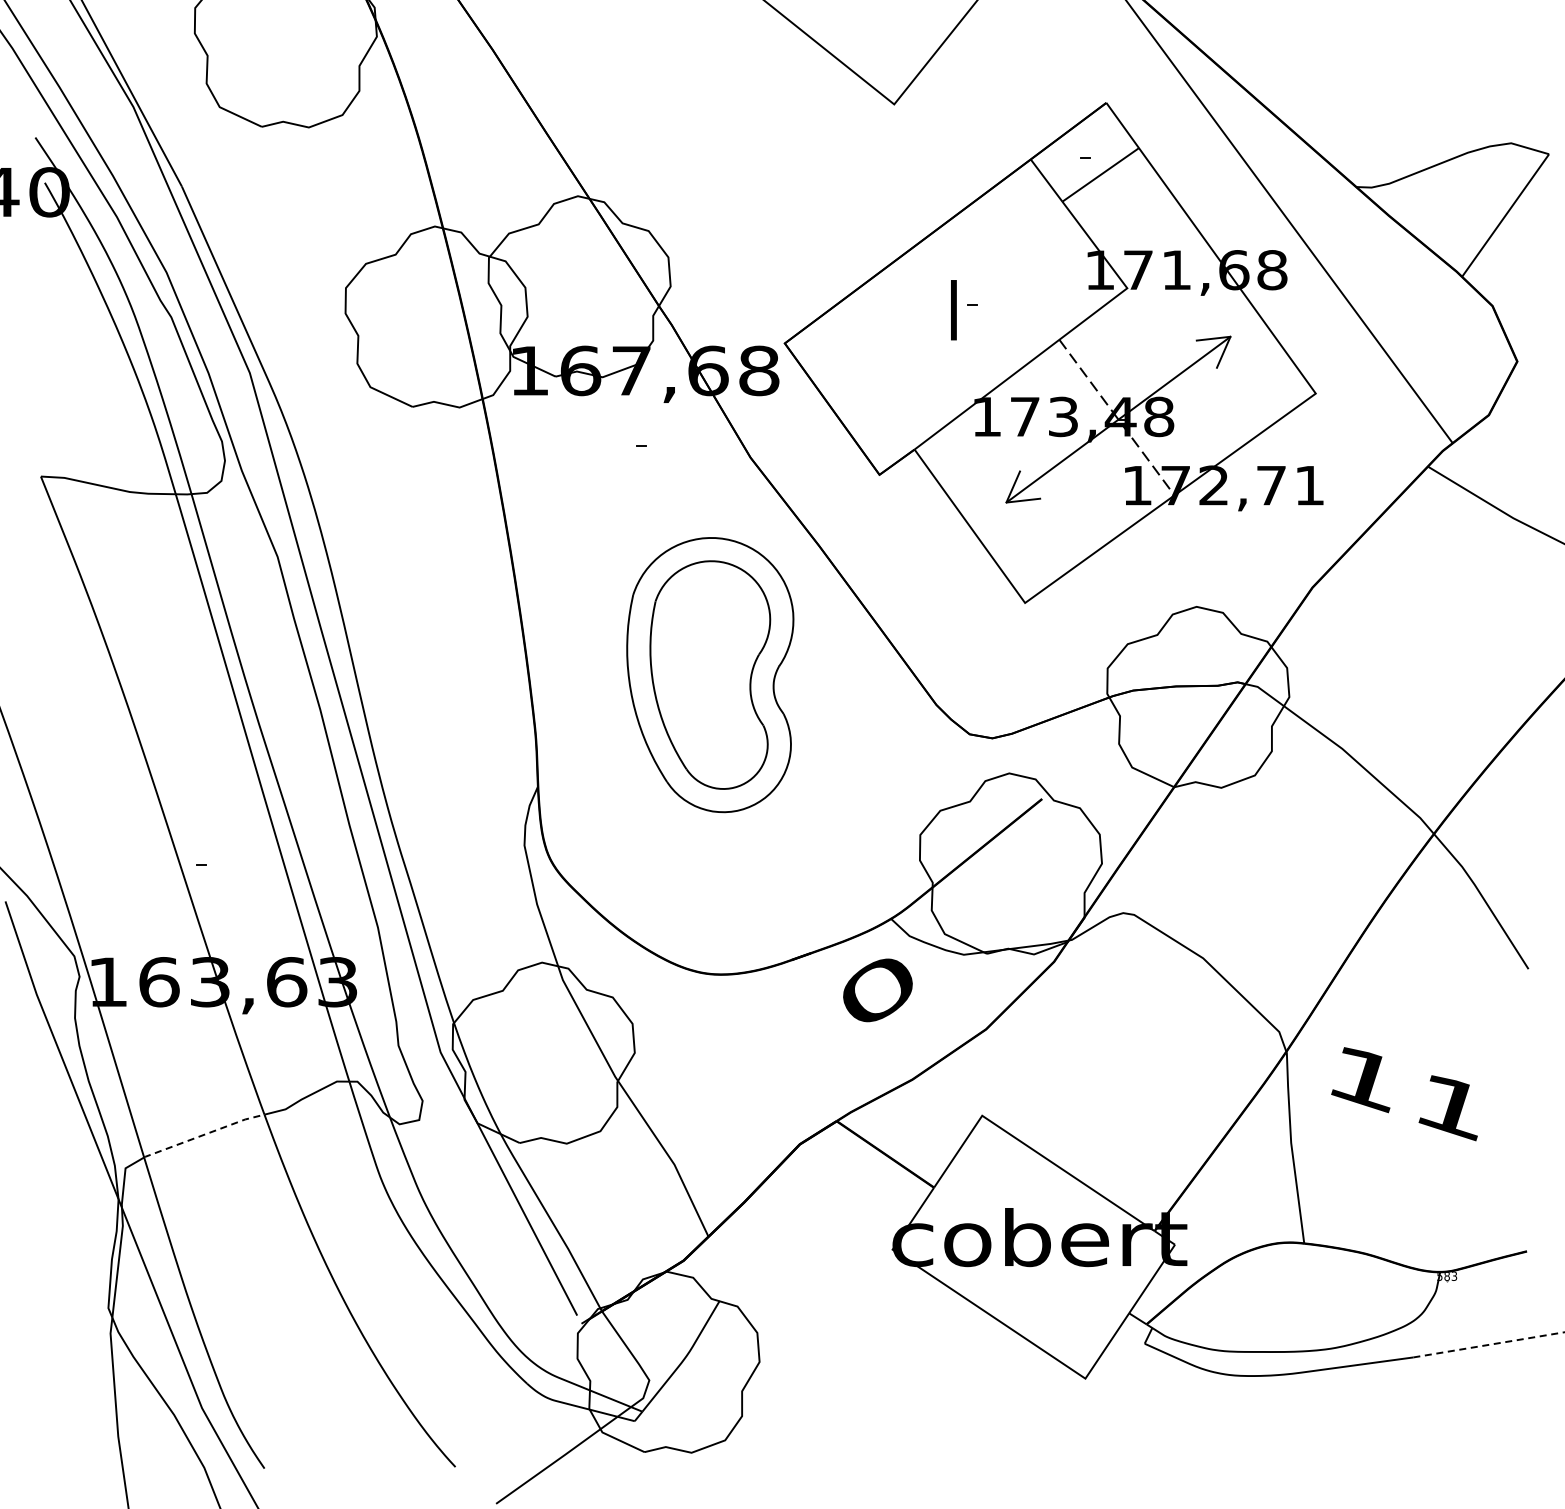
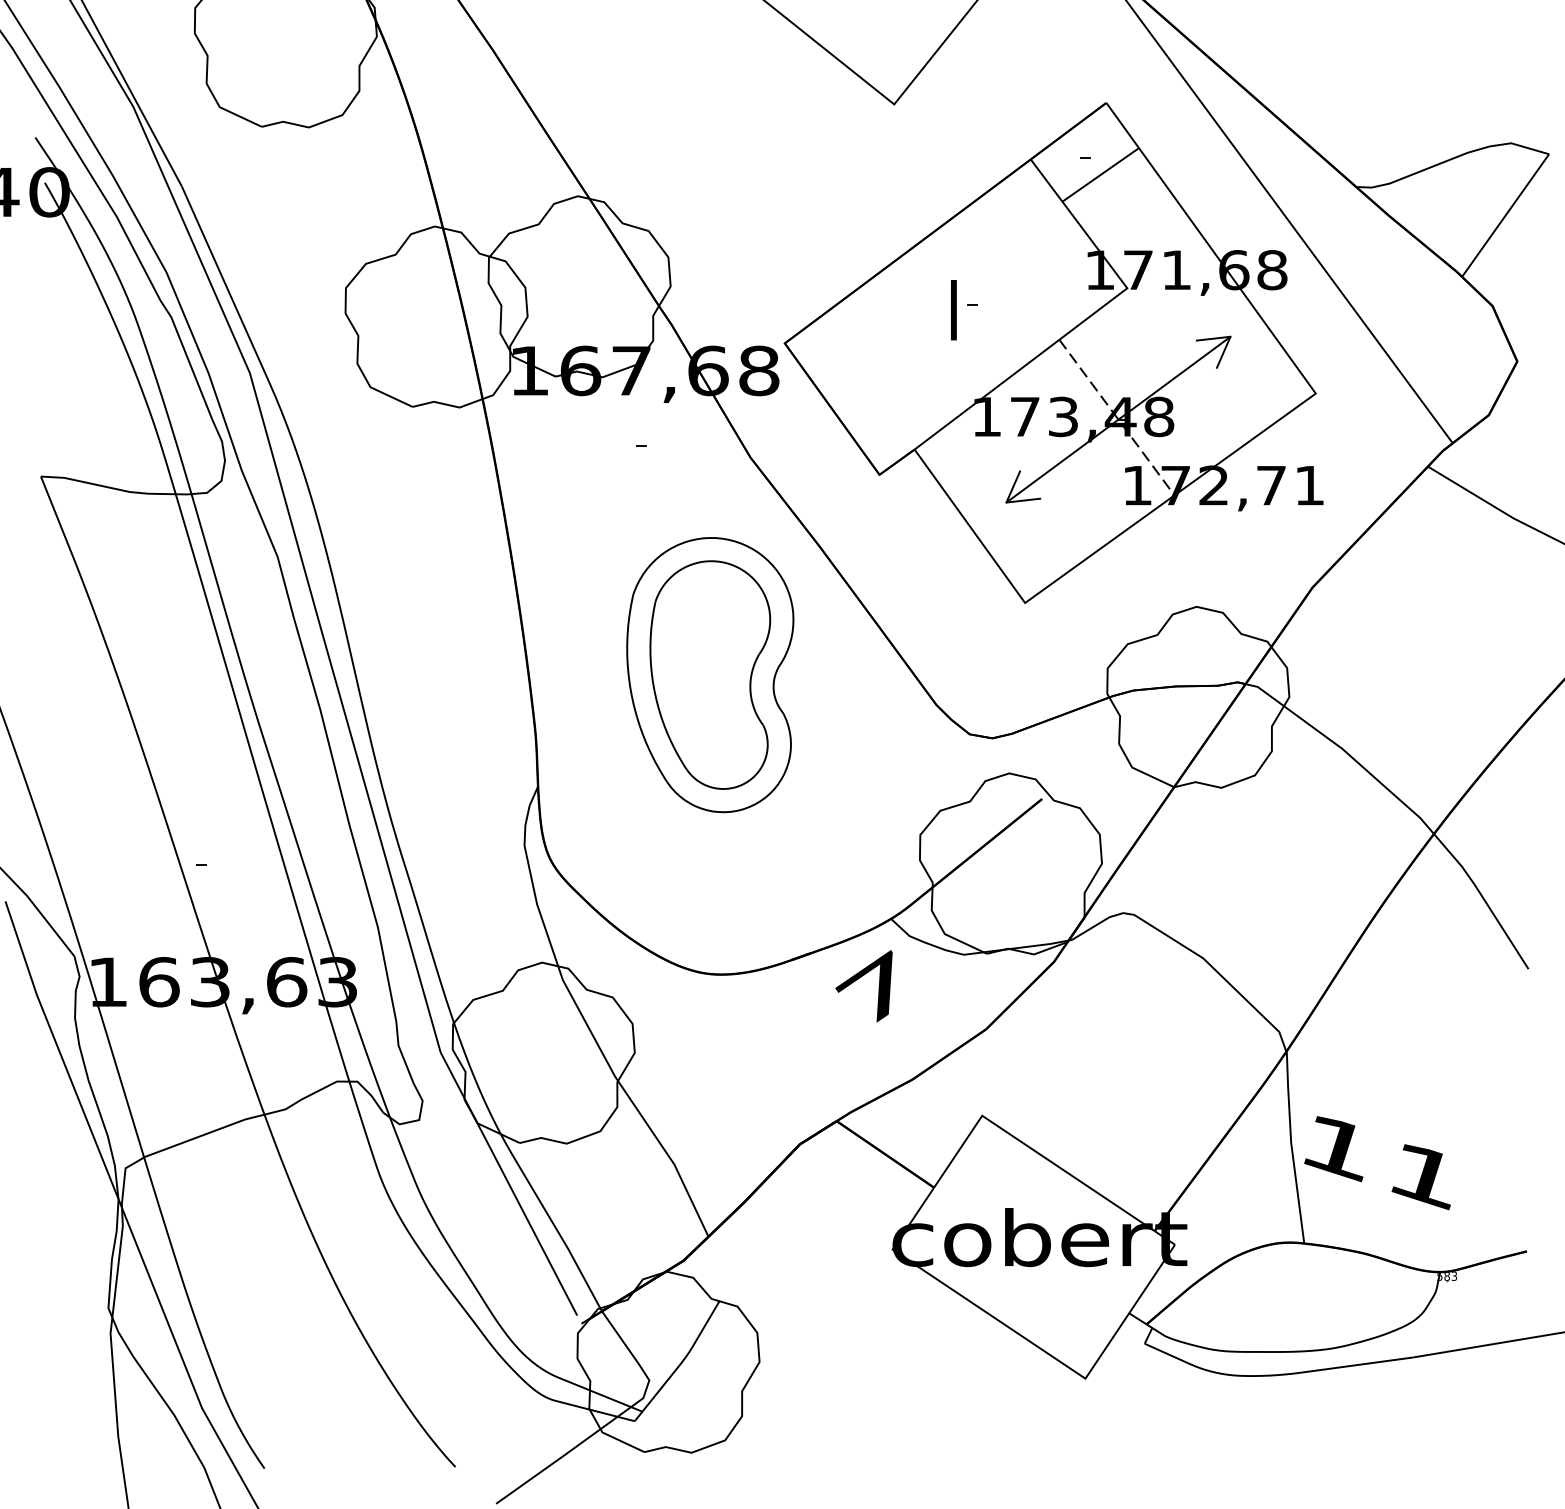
text: 0 -> 7 (873, 986)
text position: (1404, 1094) -> (1377, 1163) (1377, 1163)
line: dashed -> solid (204, 1134)
line: dashed -> solid (1489, 1344)
